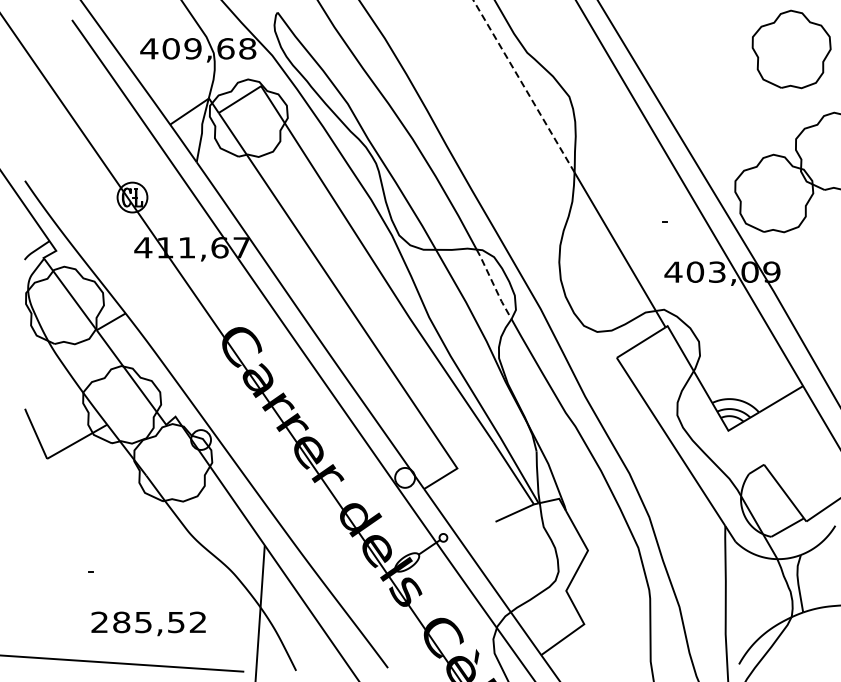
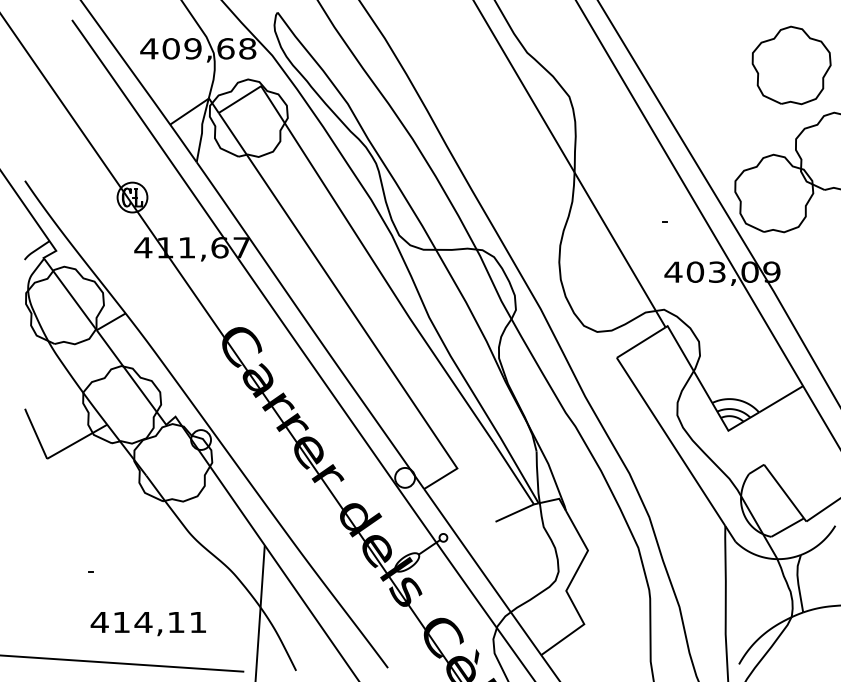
part position: (791, 49) -> (791, 65) (791, 65)
line: dashed -> solid (524, 86)
line: dashed -> solid (493, 285)
text: 285,52 -> 414,11 (147, 622)
